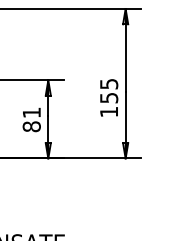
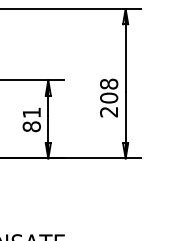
text: 155 -> 208 (109, 97)
